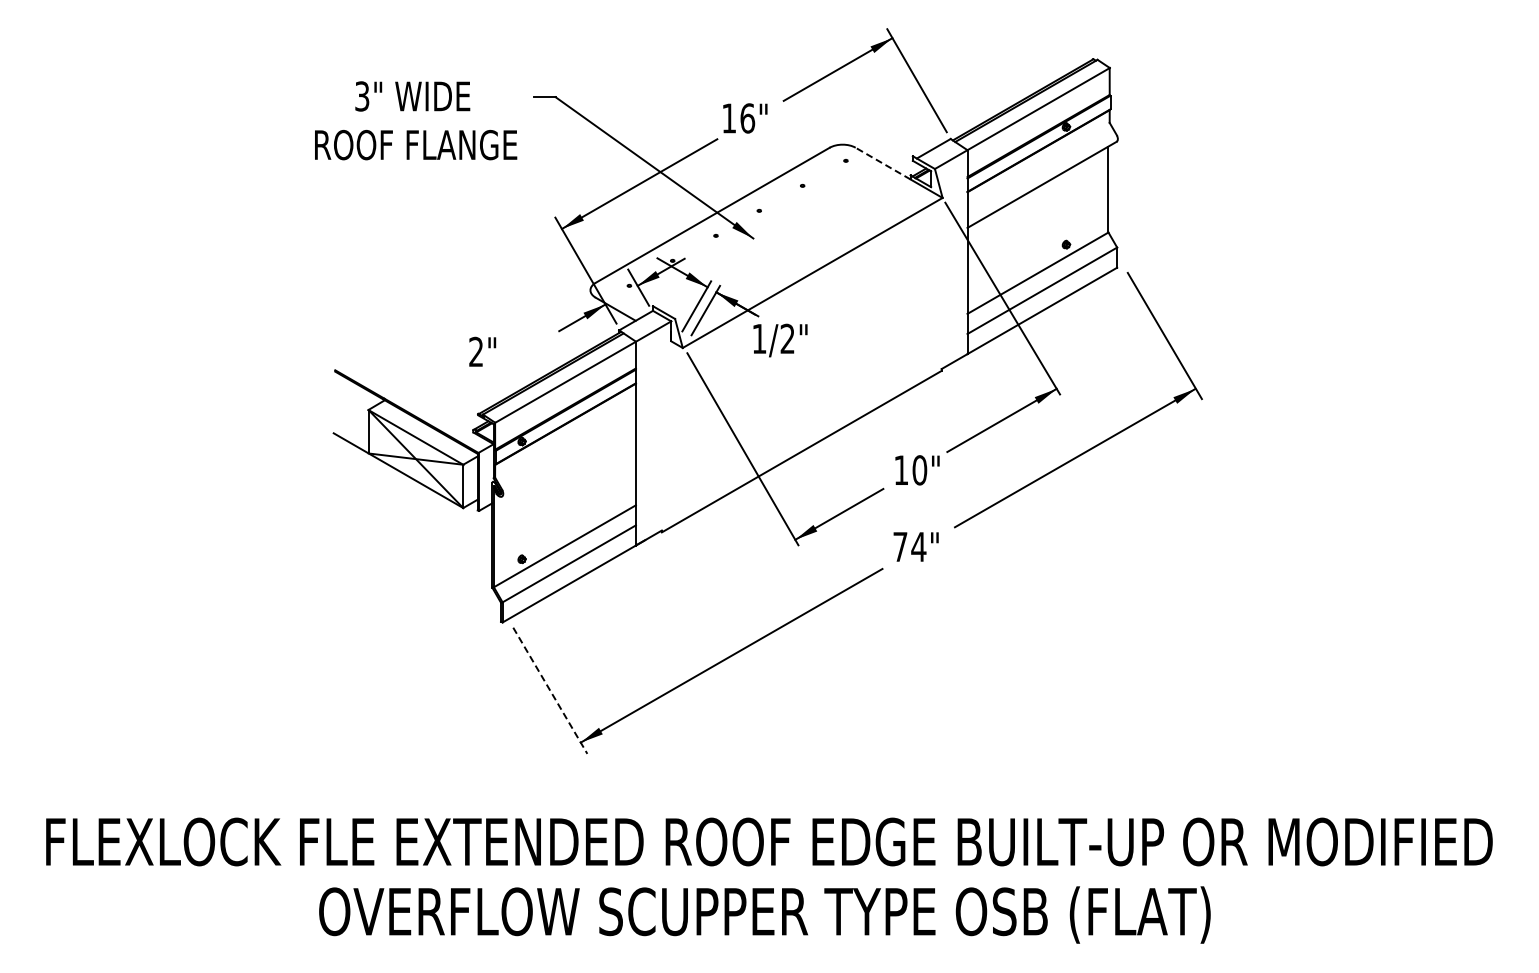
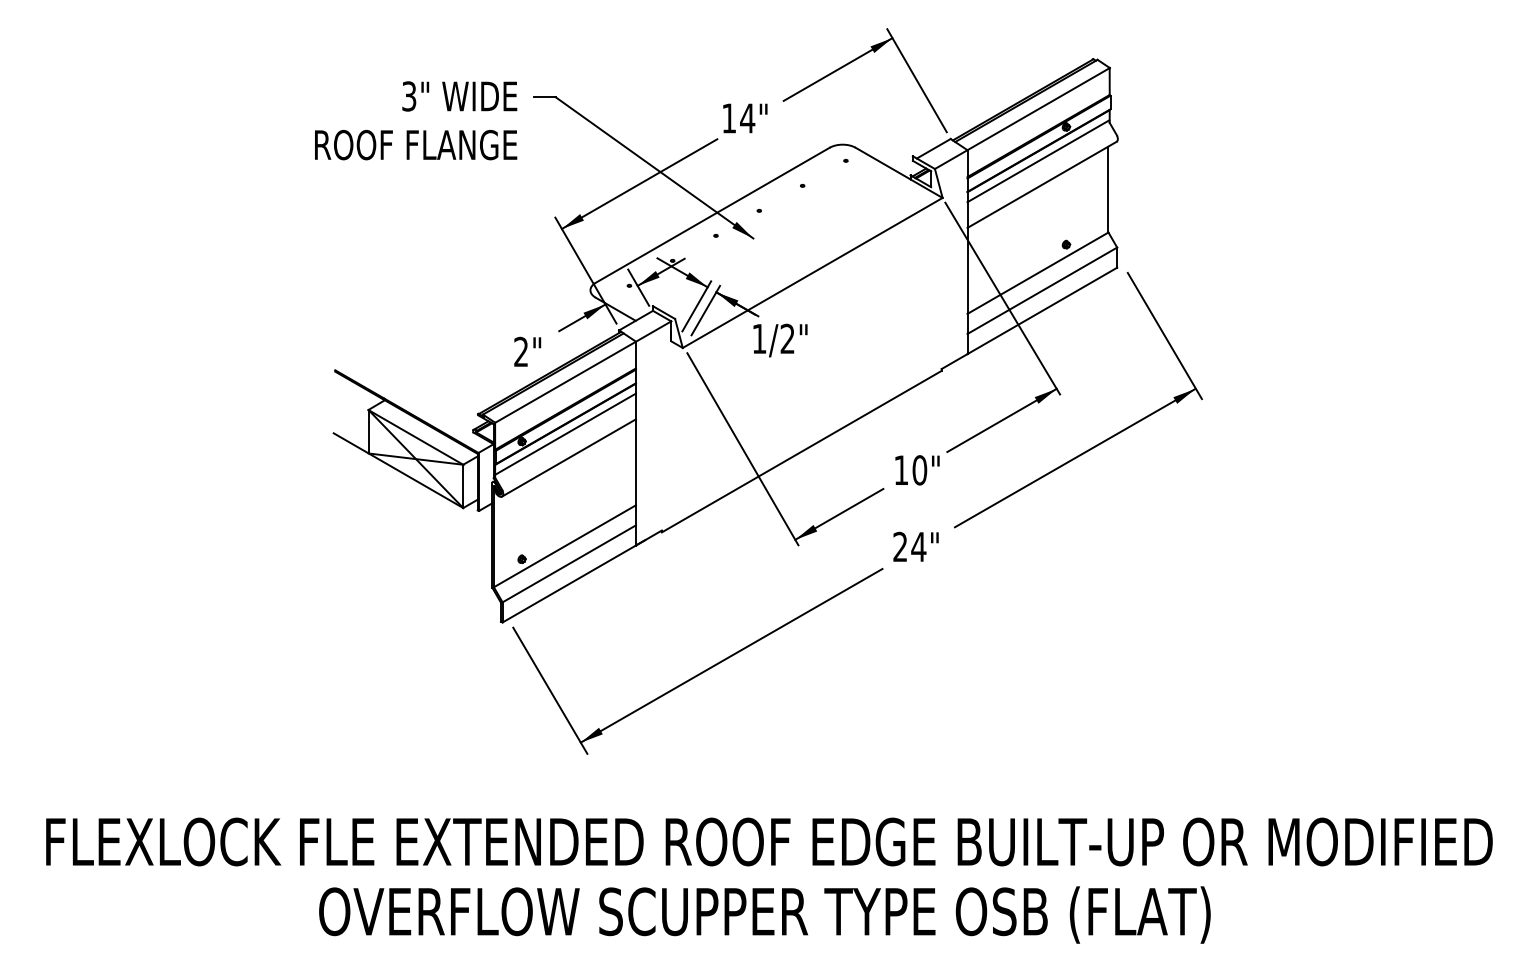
text position: (412, 96) -> (459, 96) (459, 96)
text: 16" -> 14" (747, 118)
line: none -> present (1038, 161)
line: dashed -> solid (883, 163)
text position: (482, 351) -> (527, 351) (527, 351)
line: none -> present (565, 433)
line: none -> present (568, 457)
text: 74" -> 24" (900, 546)
line: dashed -> solid (550, 691)
